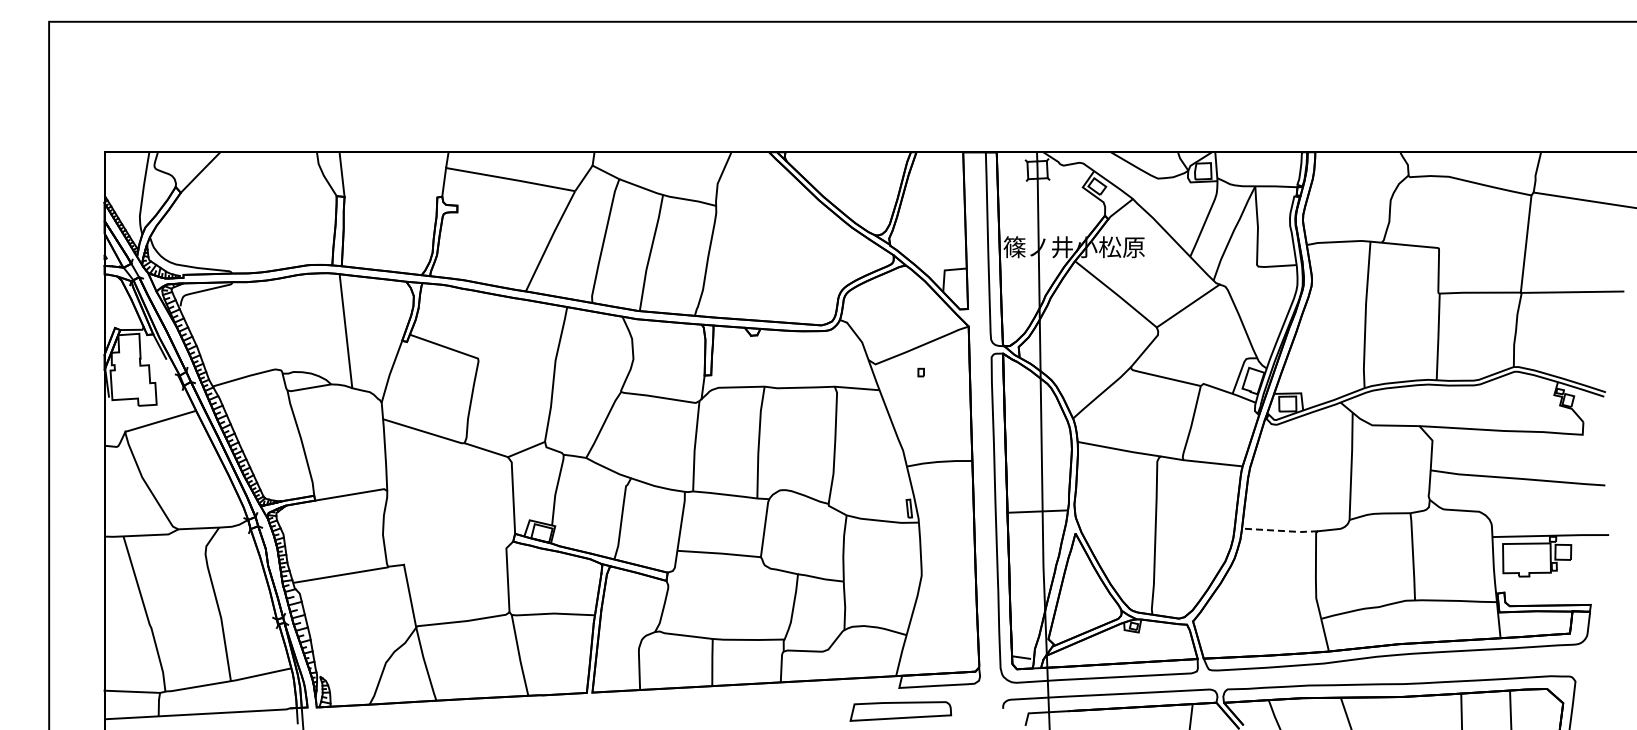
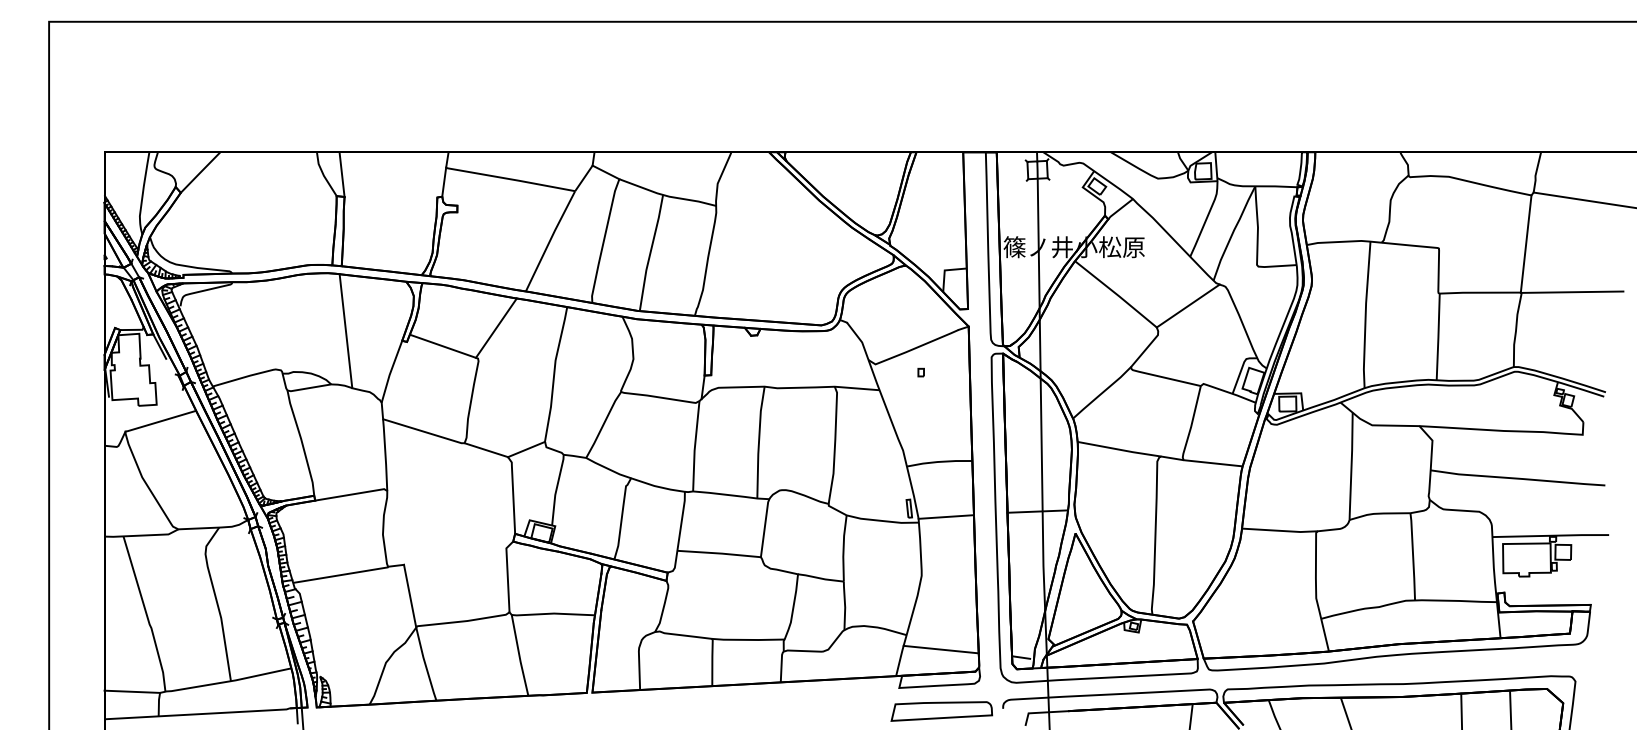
line: none -> present (495, 327)
line: none -> present (945, 516)
line: dashed -> solid (1279, 530)
line: none -> present (940, 649)
part position: (900, 711) -> (941, 711) (941, 711)
